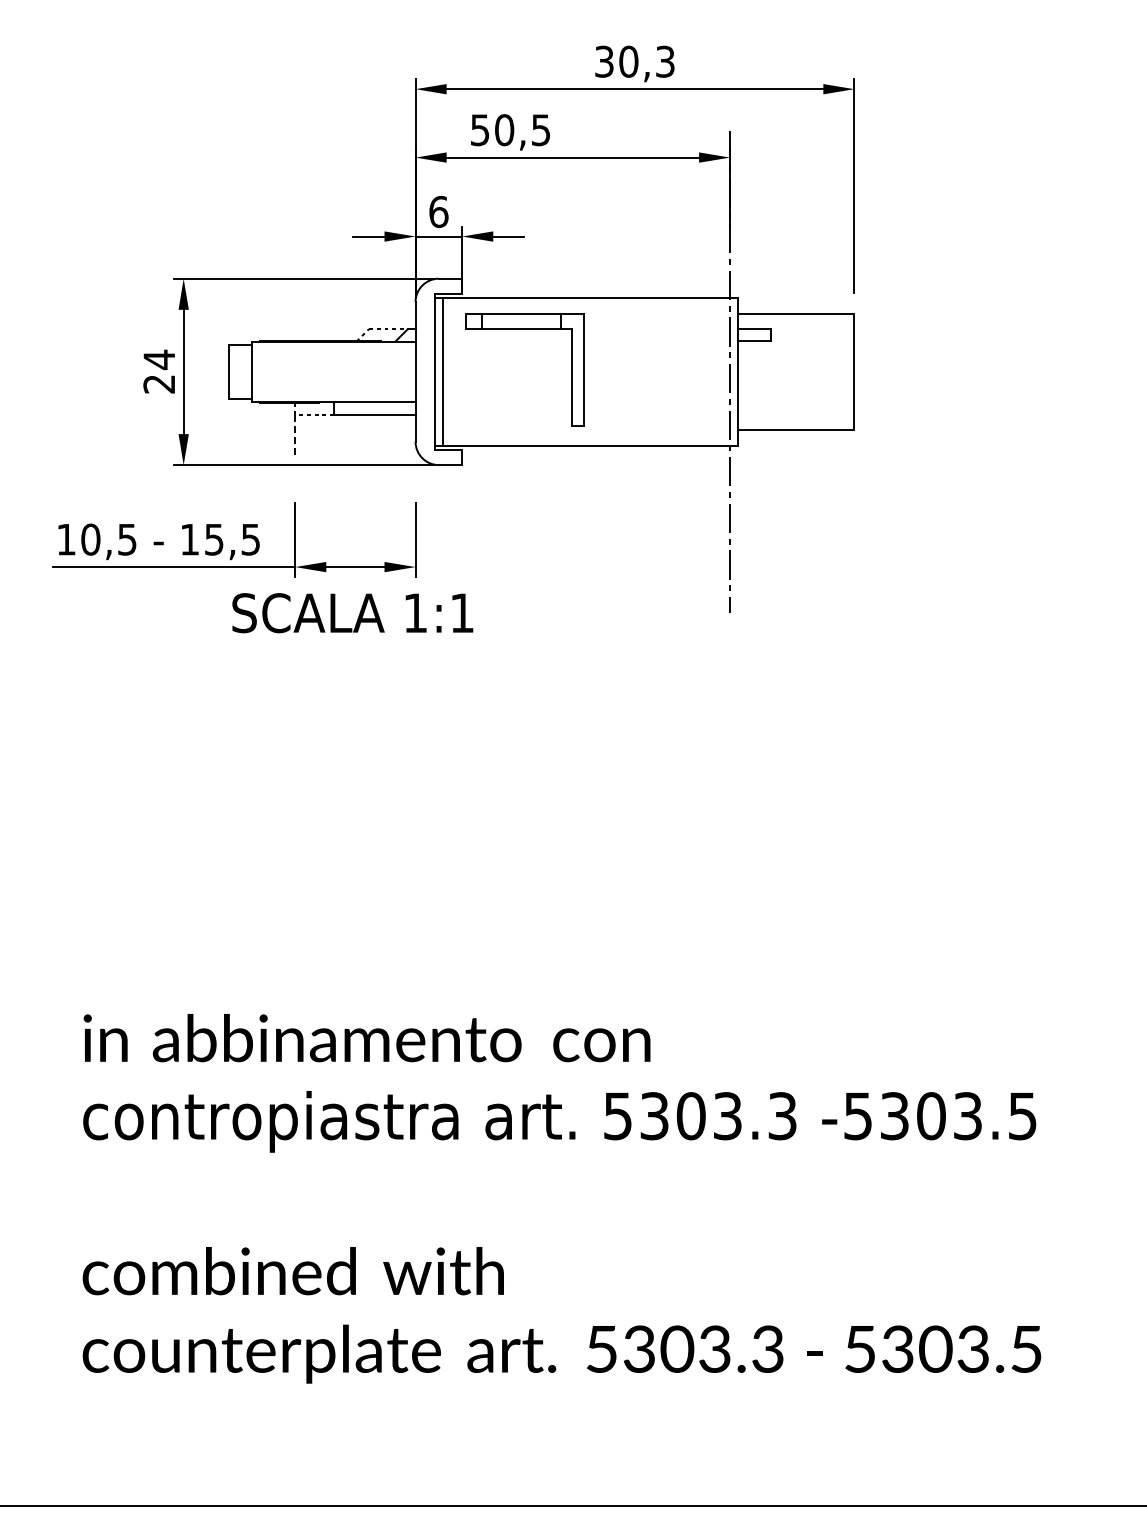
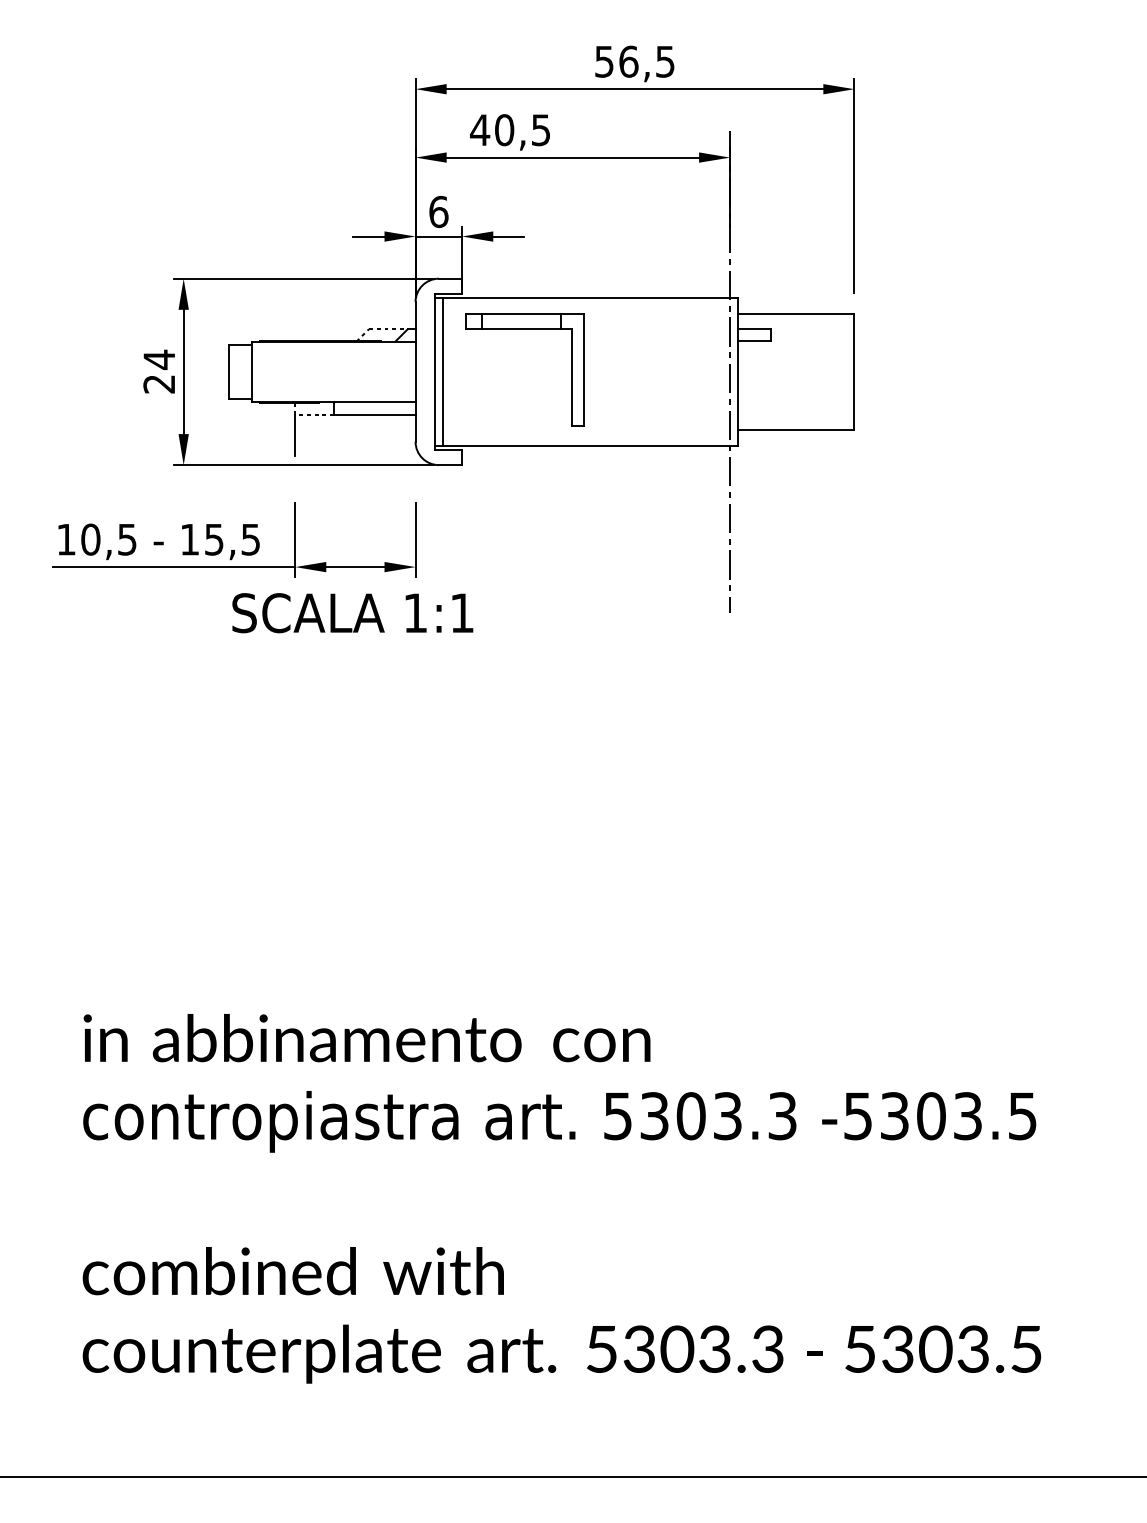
text: 30,3 -> 56,5 (634, 61)
text: 50,5 -> 40,5 (480, 130)
line: dashed -> solid (295, 435)
line position: (572, 1506) -> (572, 1477) (572, 1477)
